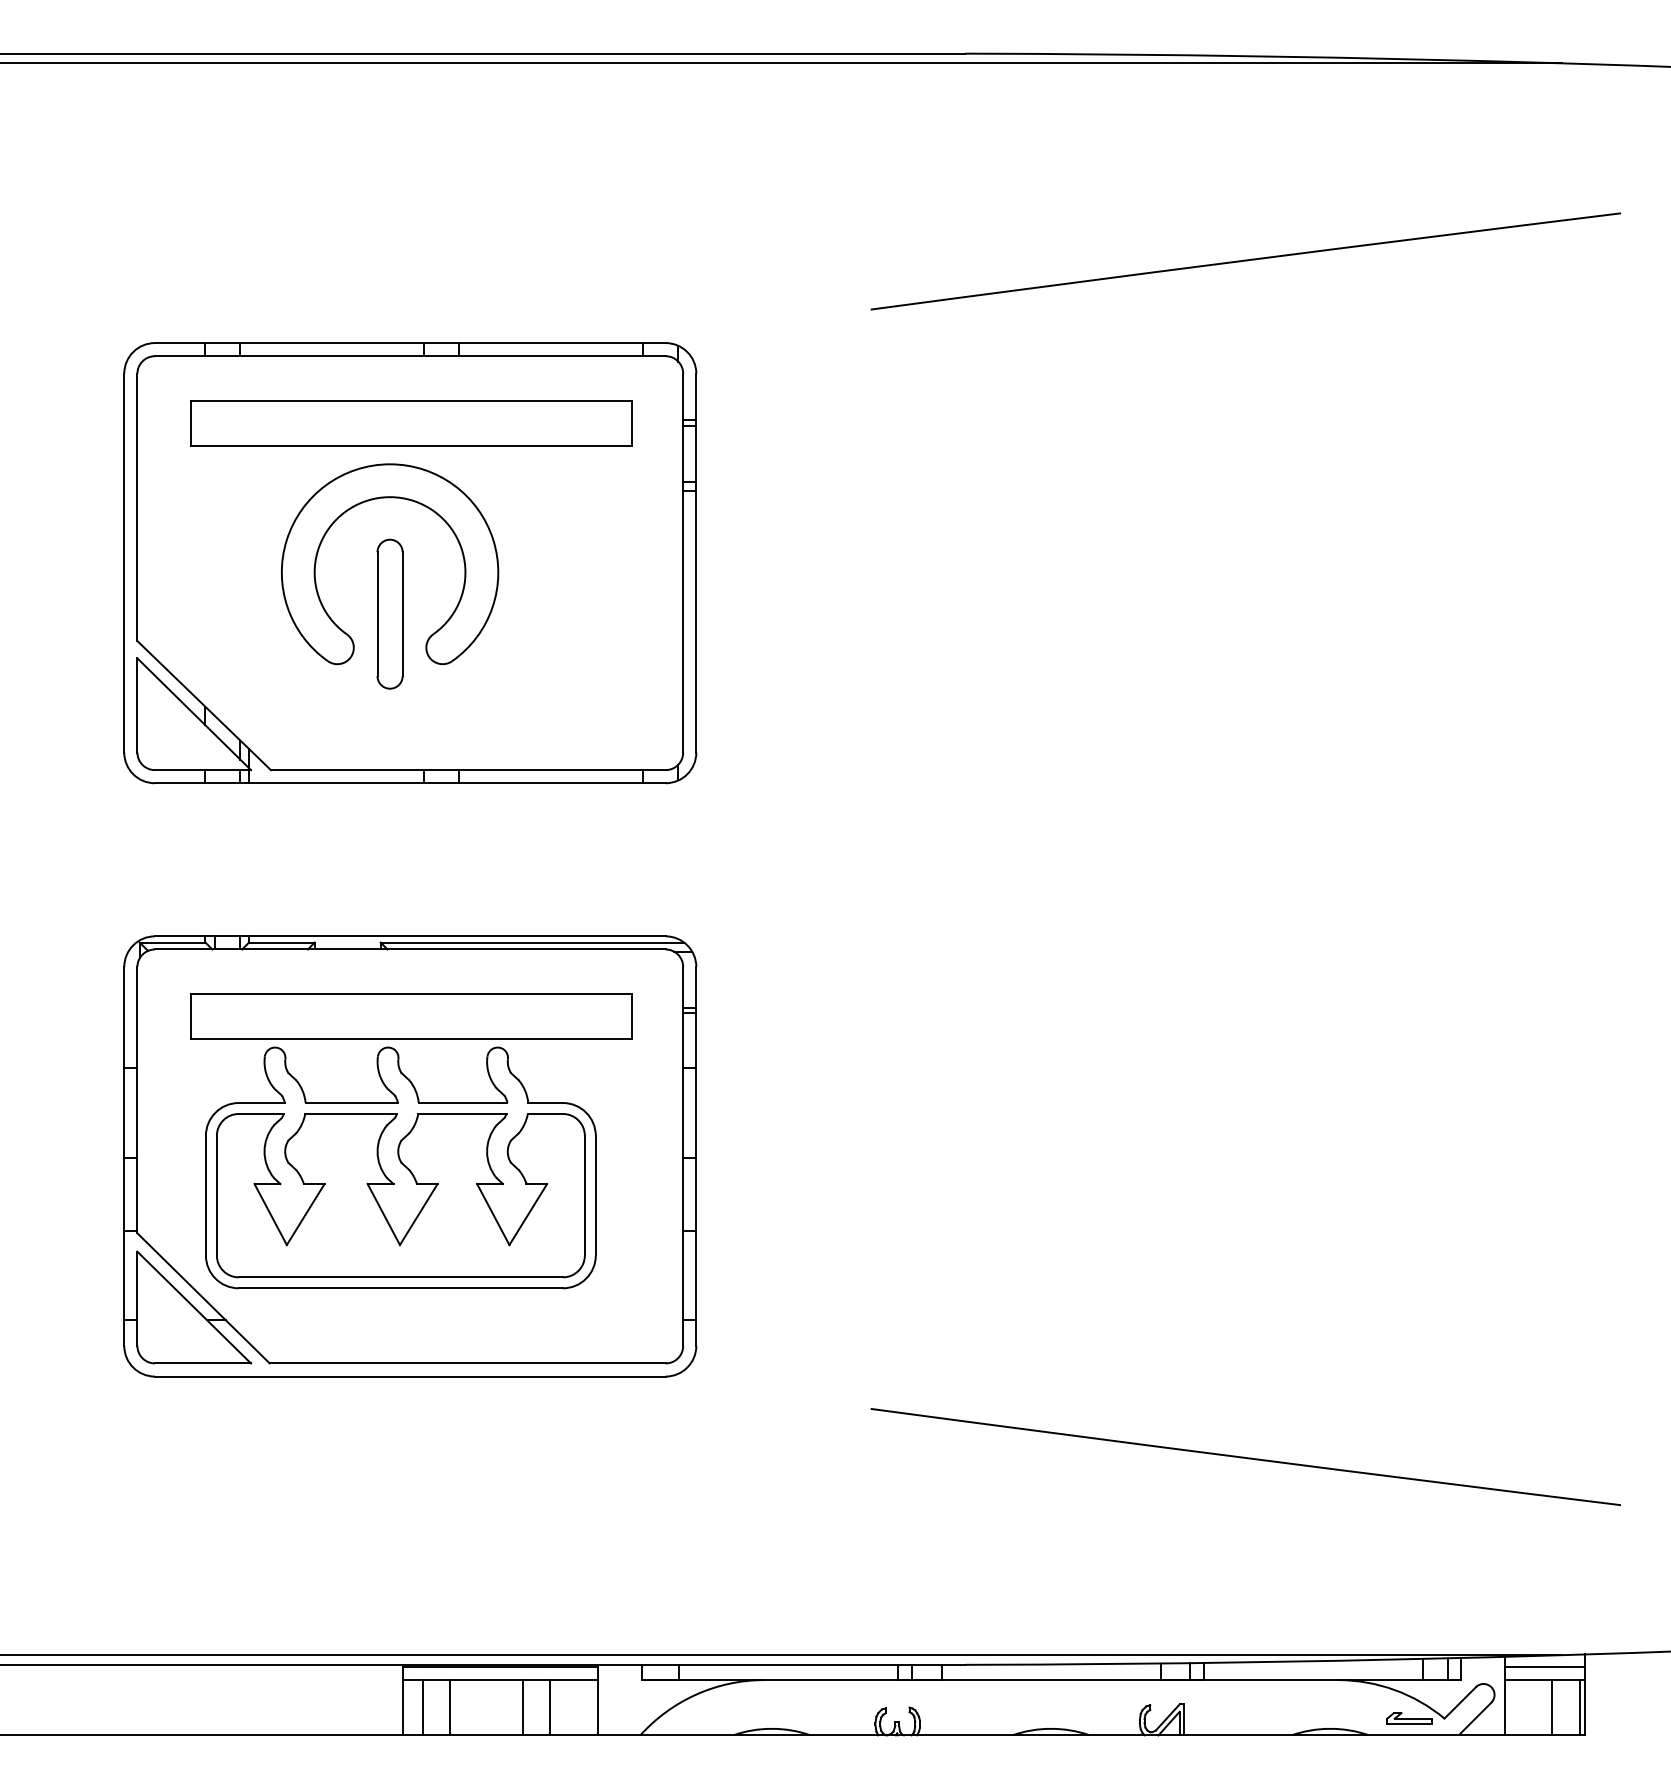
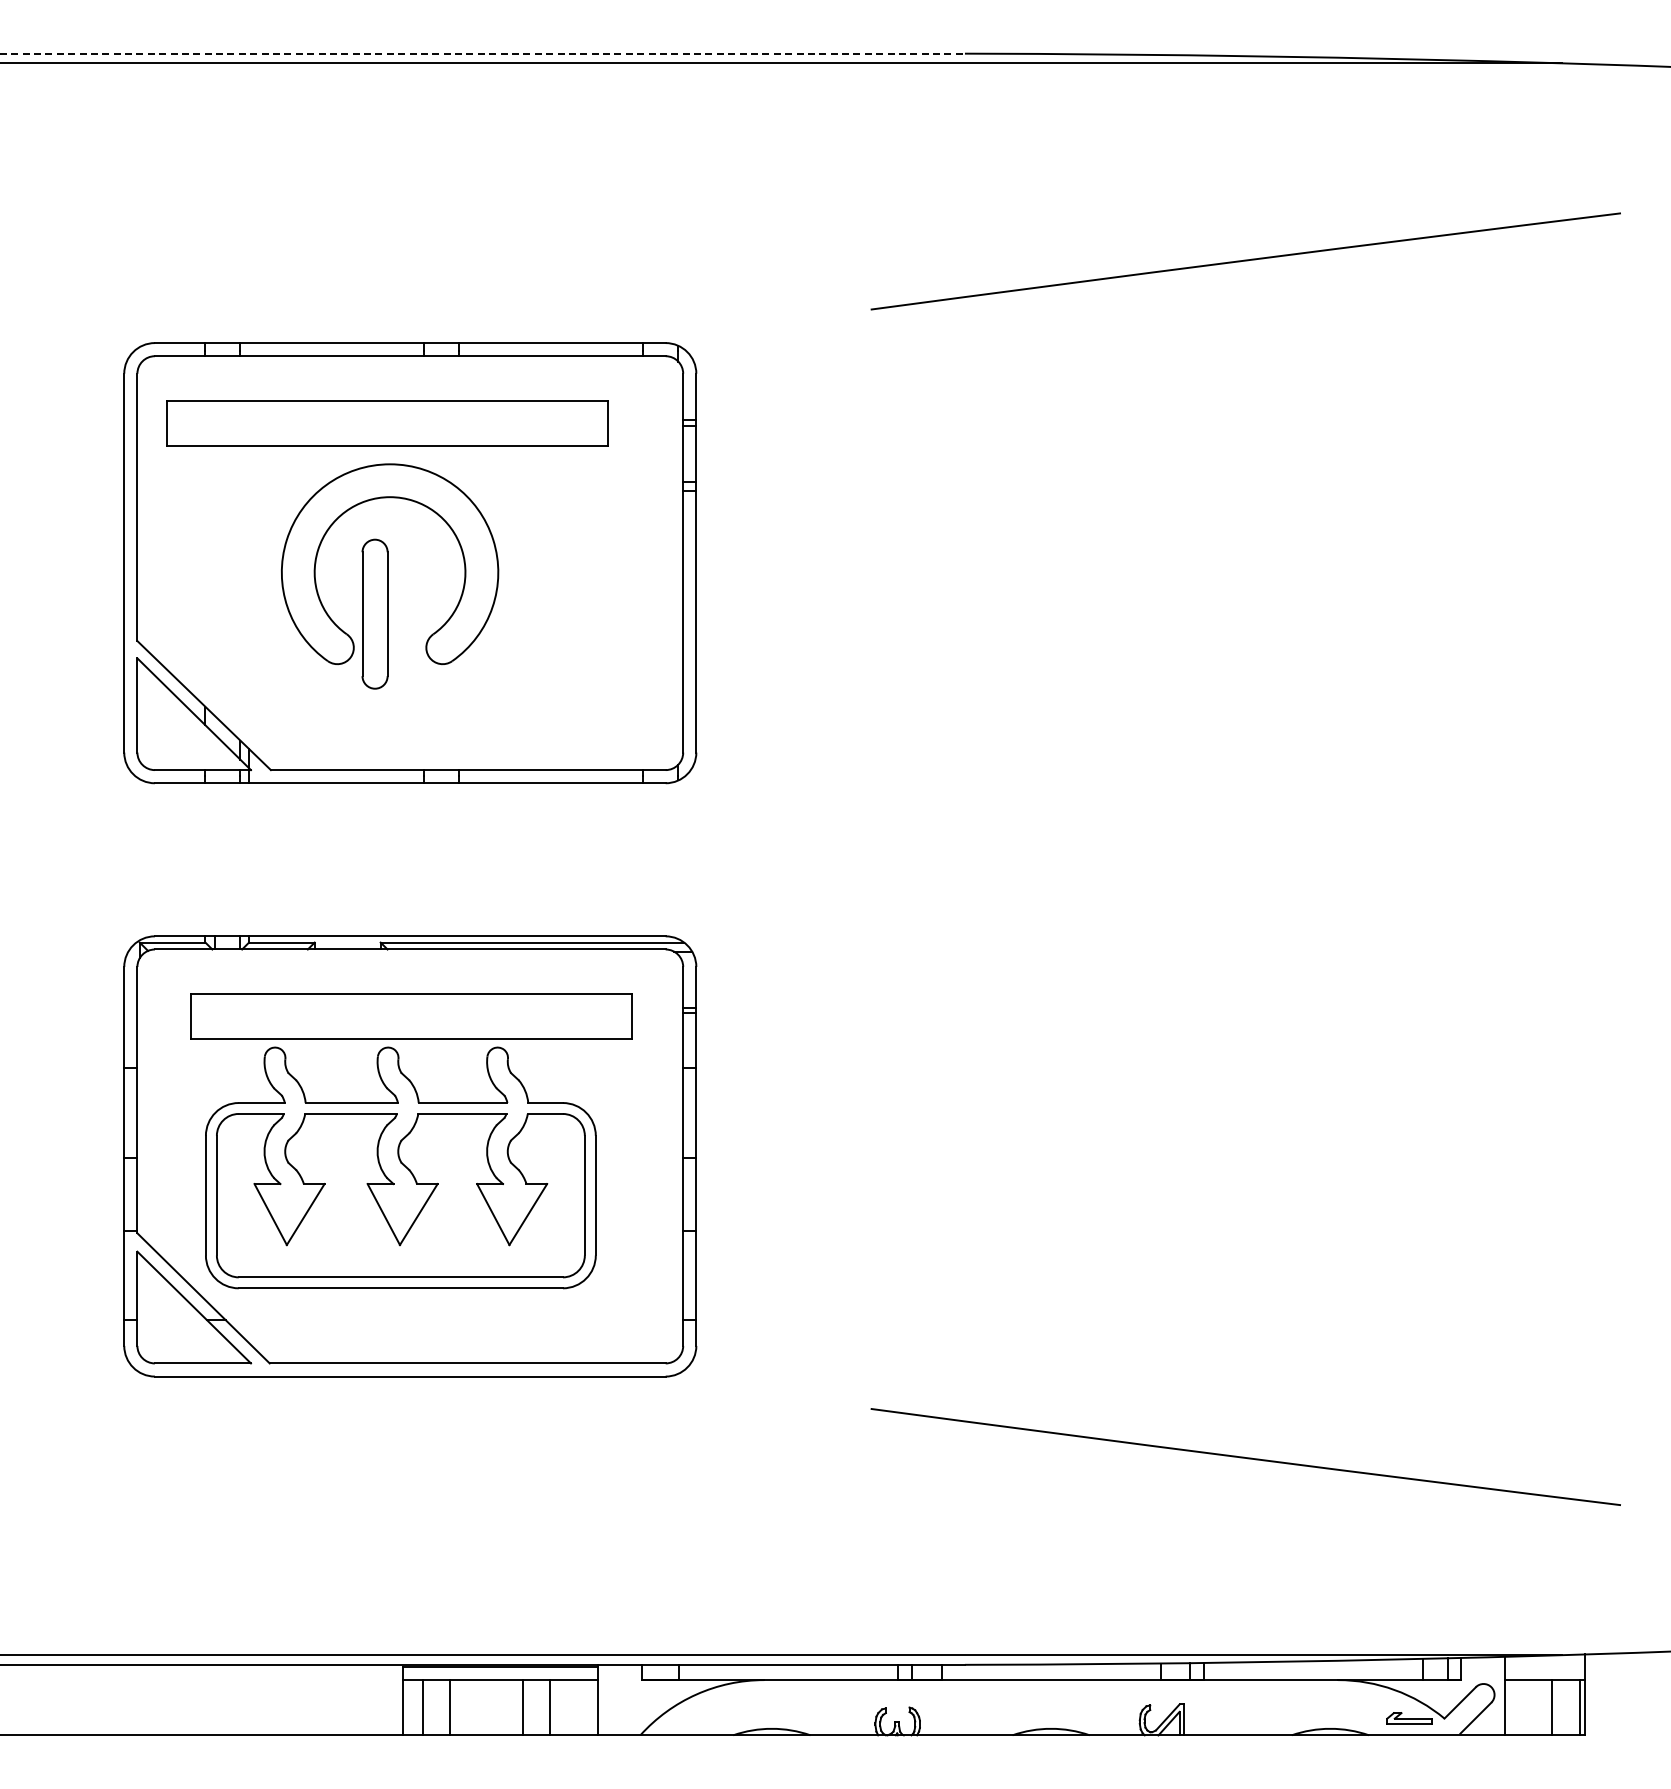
line: solid -> dashed (483, 53)
part position: (411, 423) -> (387, 423) (387, 423)
part position: (389, 613) -> (374, 613) (374, 613)
line: present -> none (1544, 1667)
